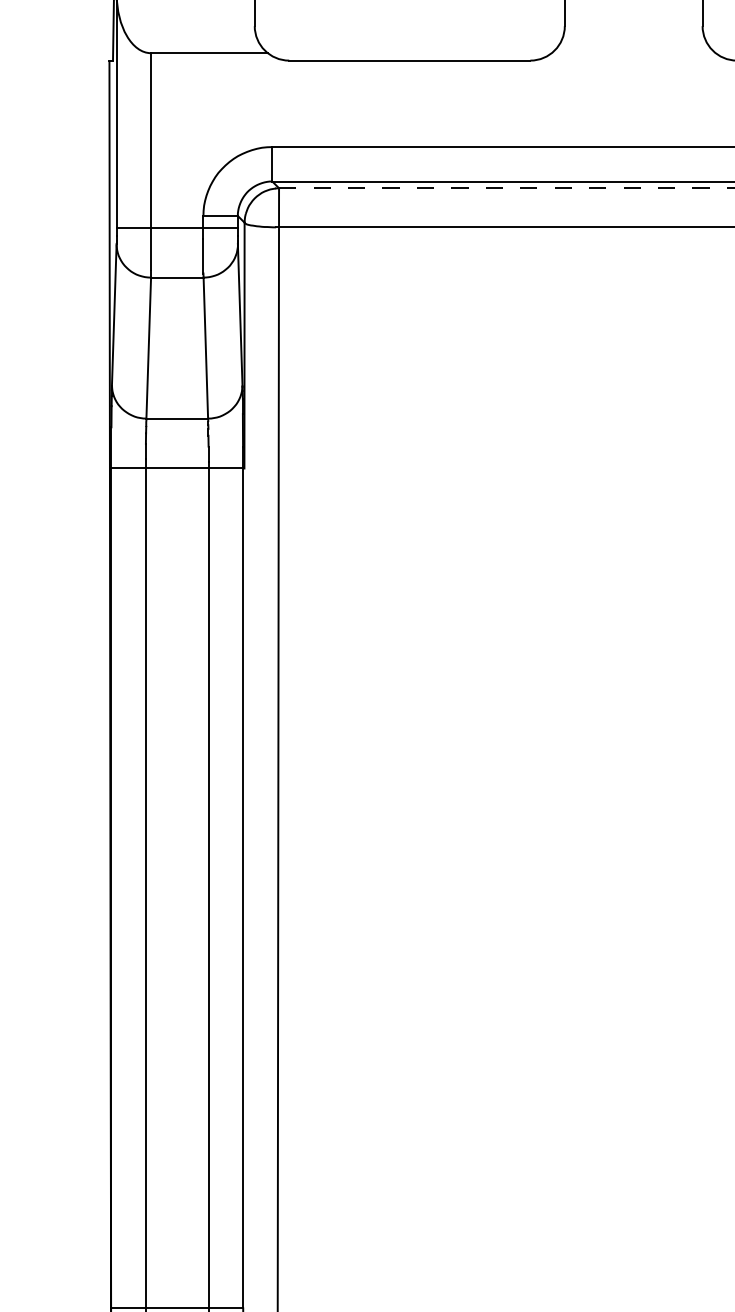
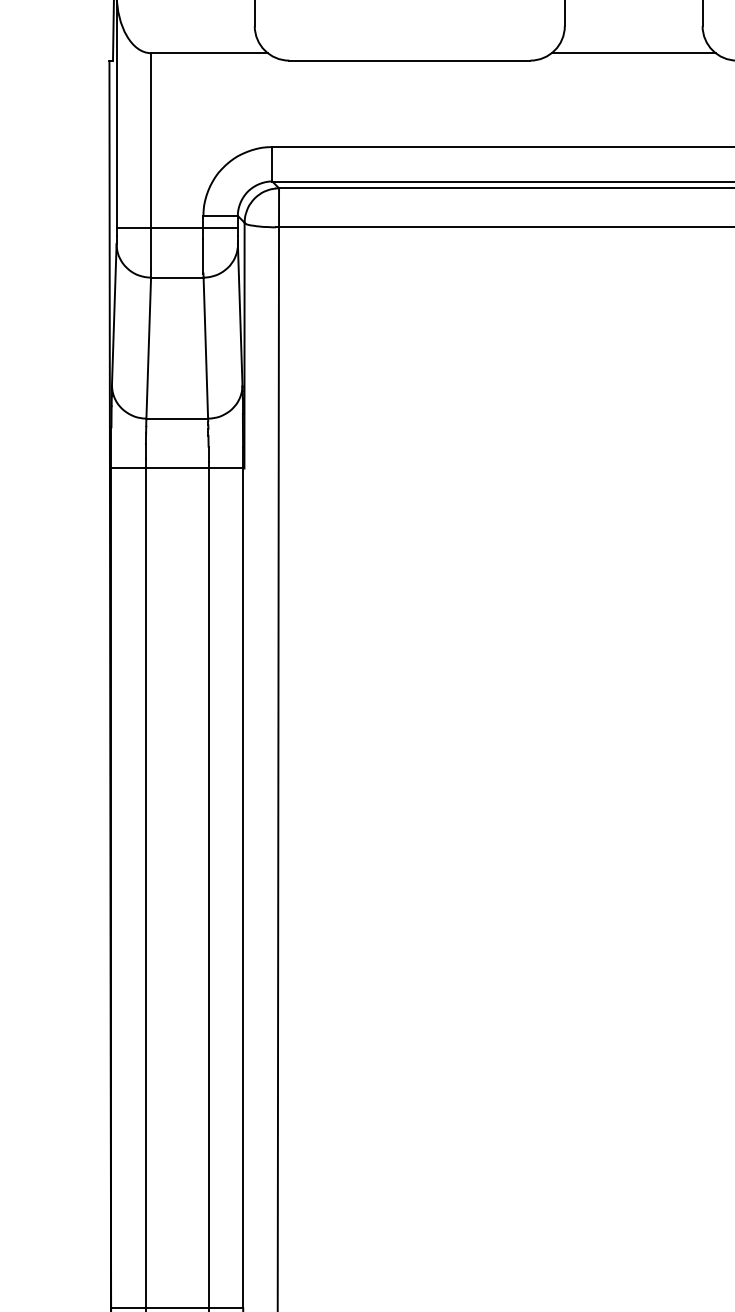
line: none -> present (633, 53)
line: dashed -> solid (506, 188)
